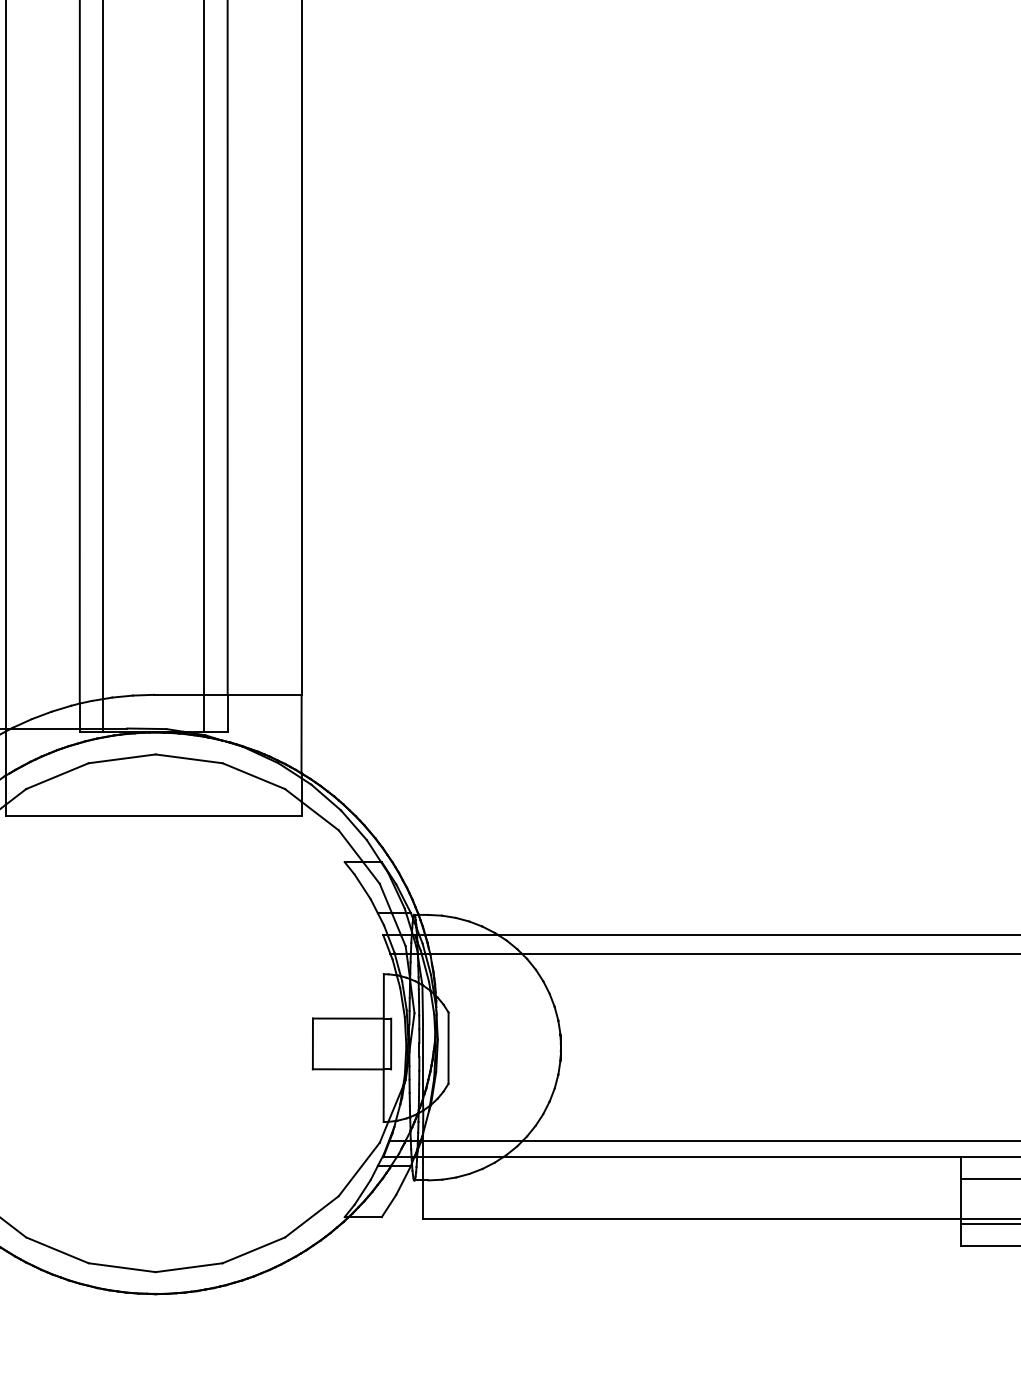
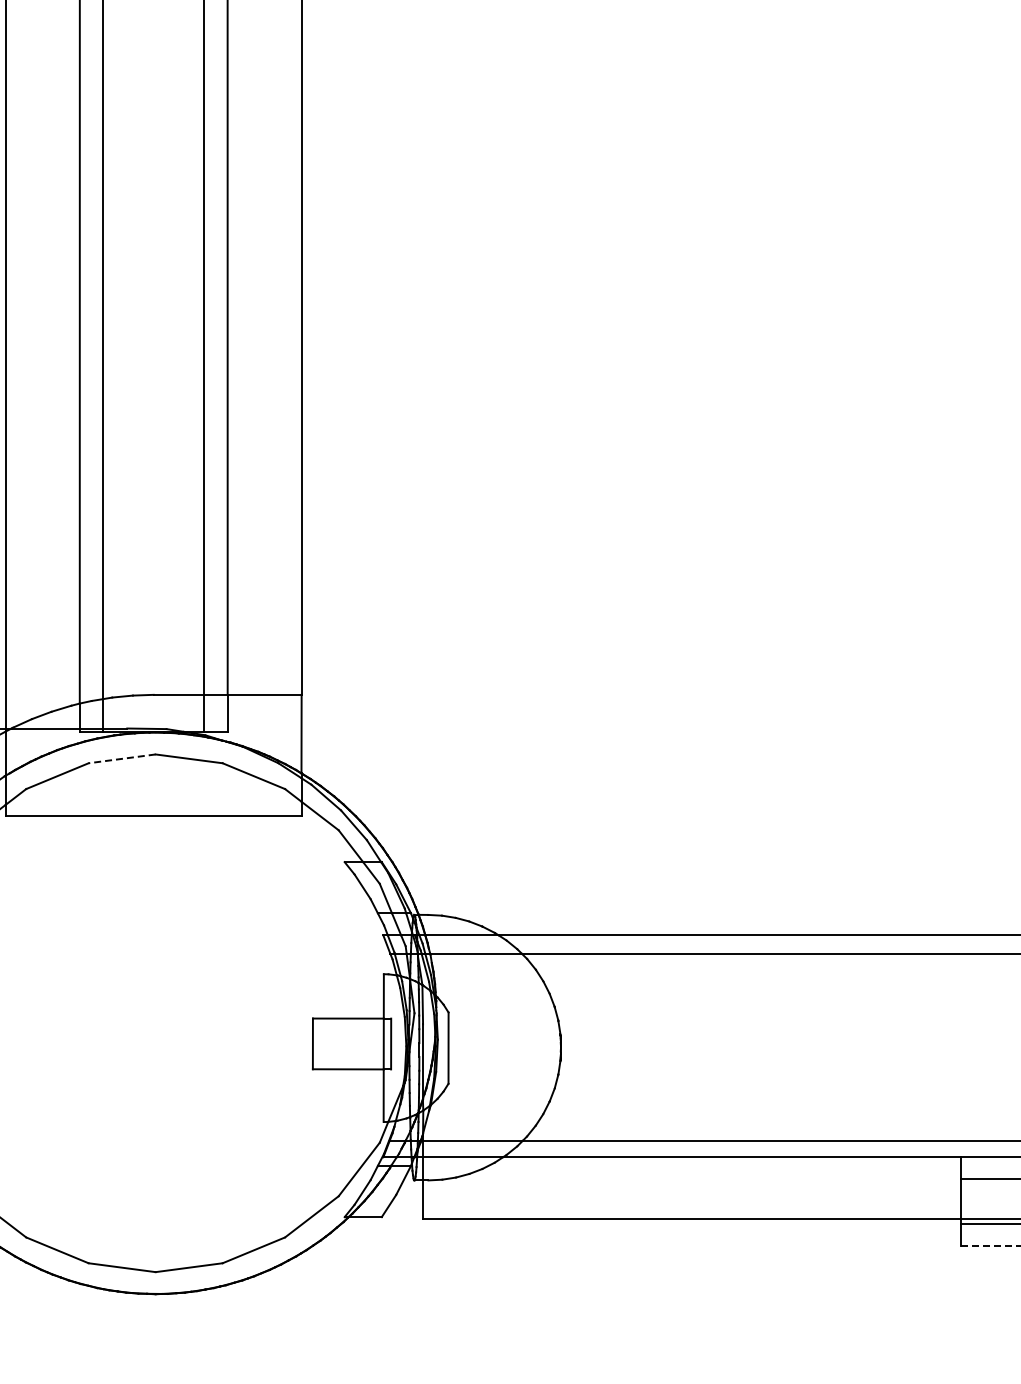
line: solid -> dashed (122, 758)
line: solid -> dashed (990, 1246)
